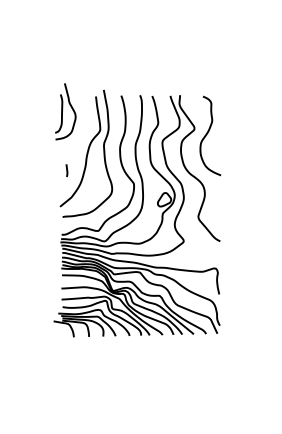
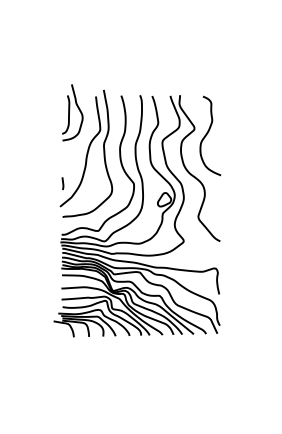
part position: (65, 111) -> (72, 112) (72, 112)
line position: (66, 170) -> (62, 183) (62, 183)
